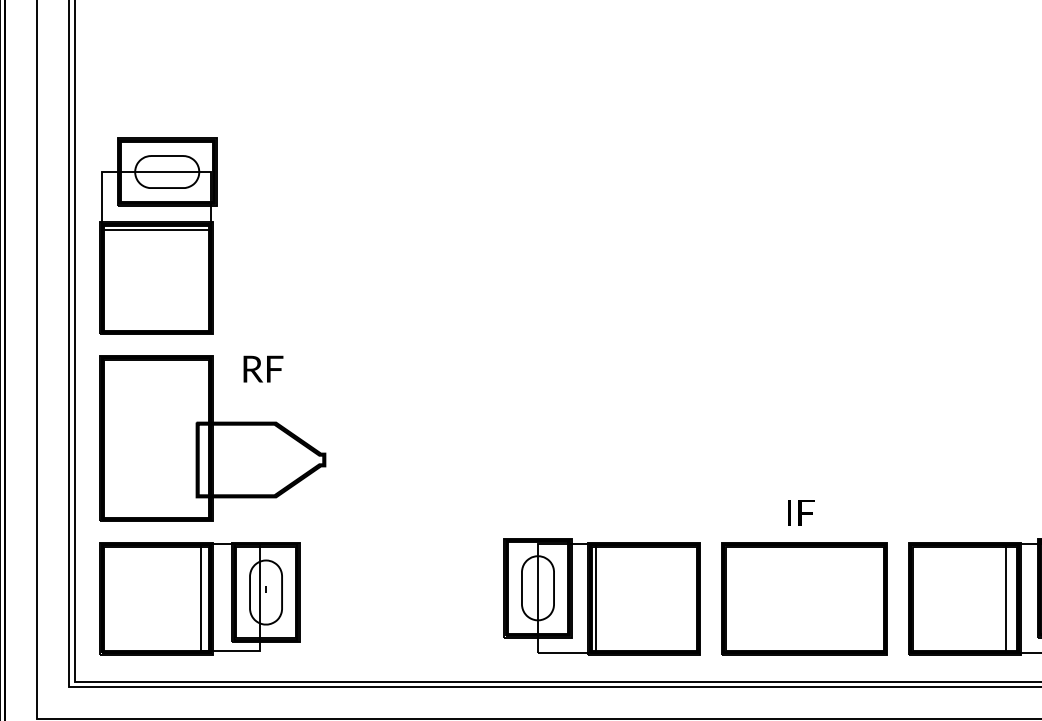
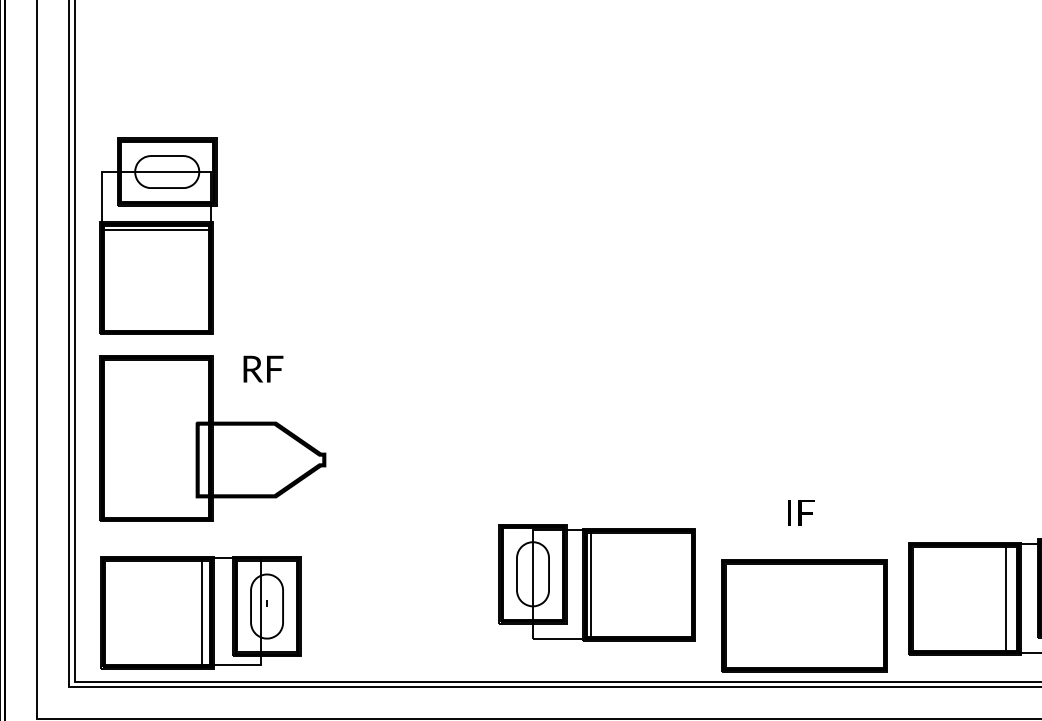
part position: (601, 596) -> (596, 582) (596, 582)
part position: (199, 598) -> (200, 612) (200, 612)
part position: (804, 598) -> (804, 615) (804, 615)
